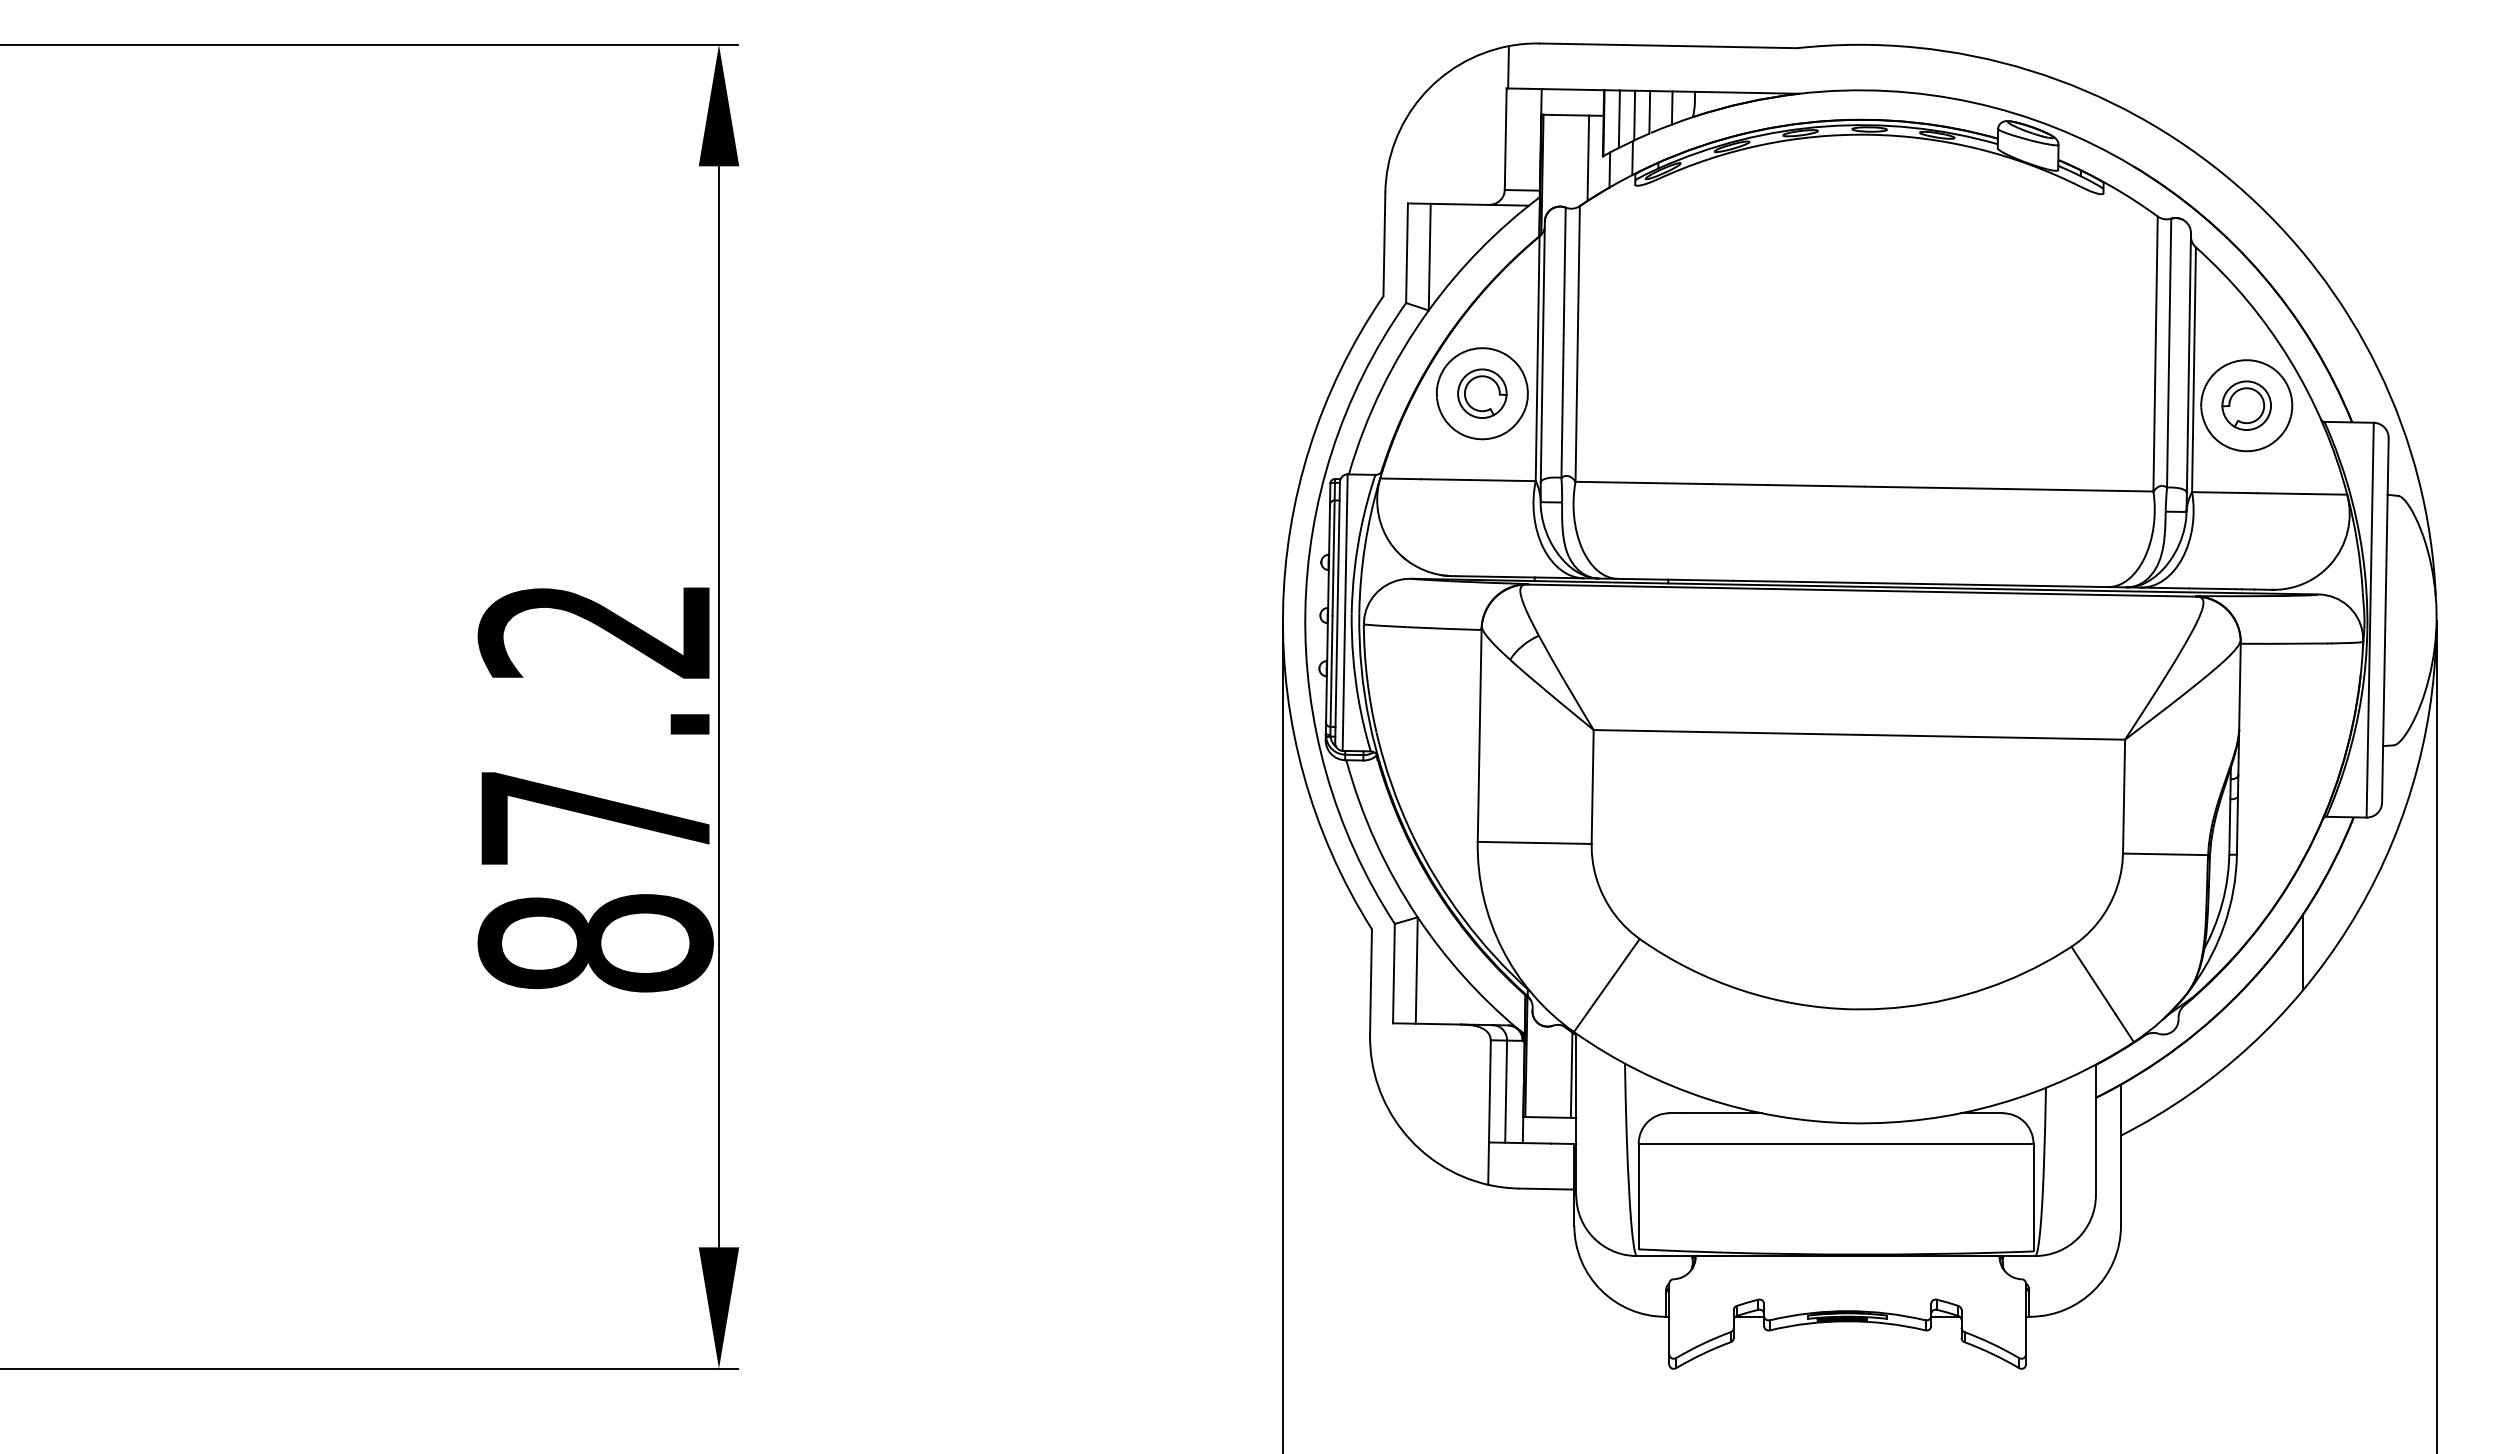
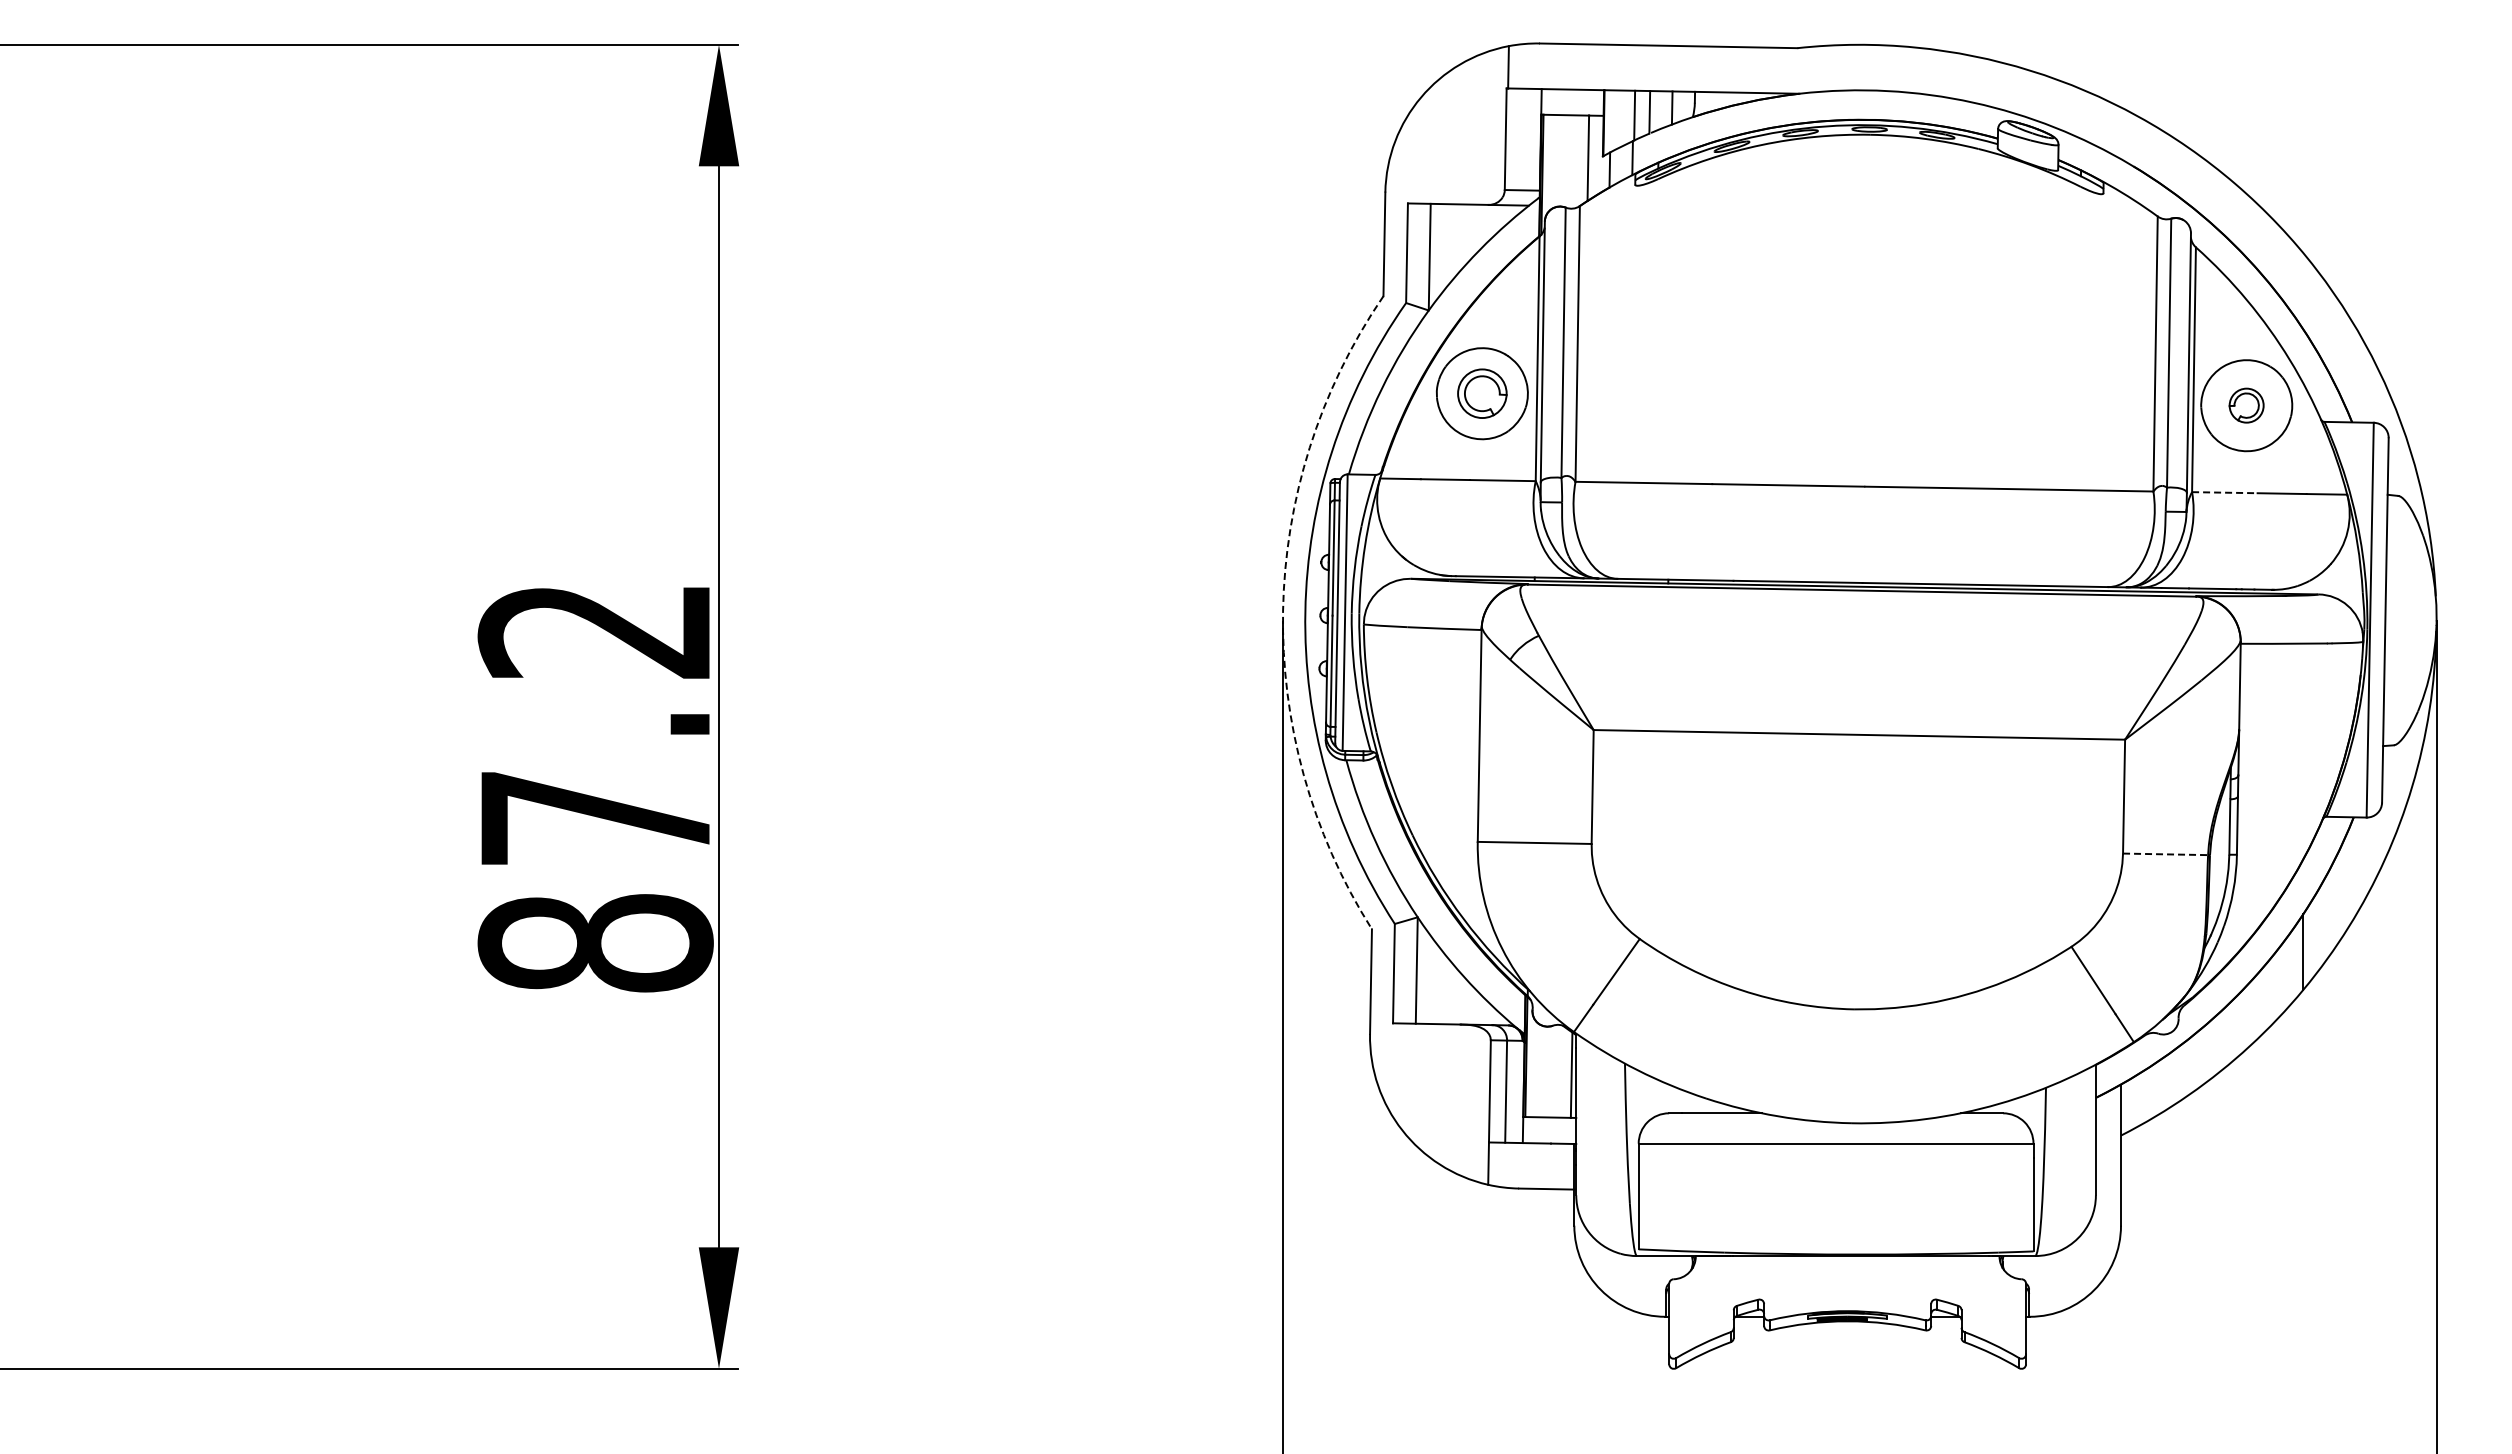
line: present -> none (1618, 118)
part size: 51x51 px -> 37x37 px (2246, 405)
line: solid -> dashed (2224, 492)
arc: solid -> dashed (1283, 611)
line: solid -> dashed (2165, 854)
